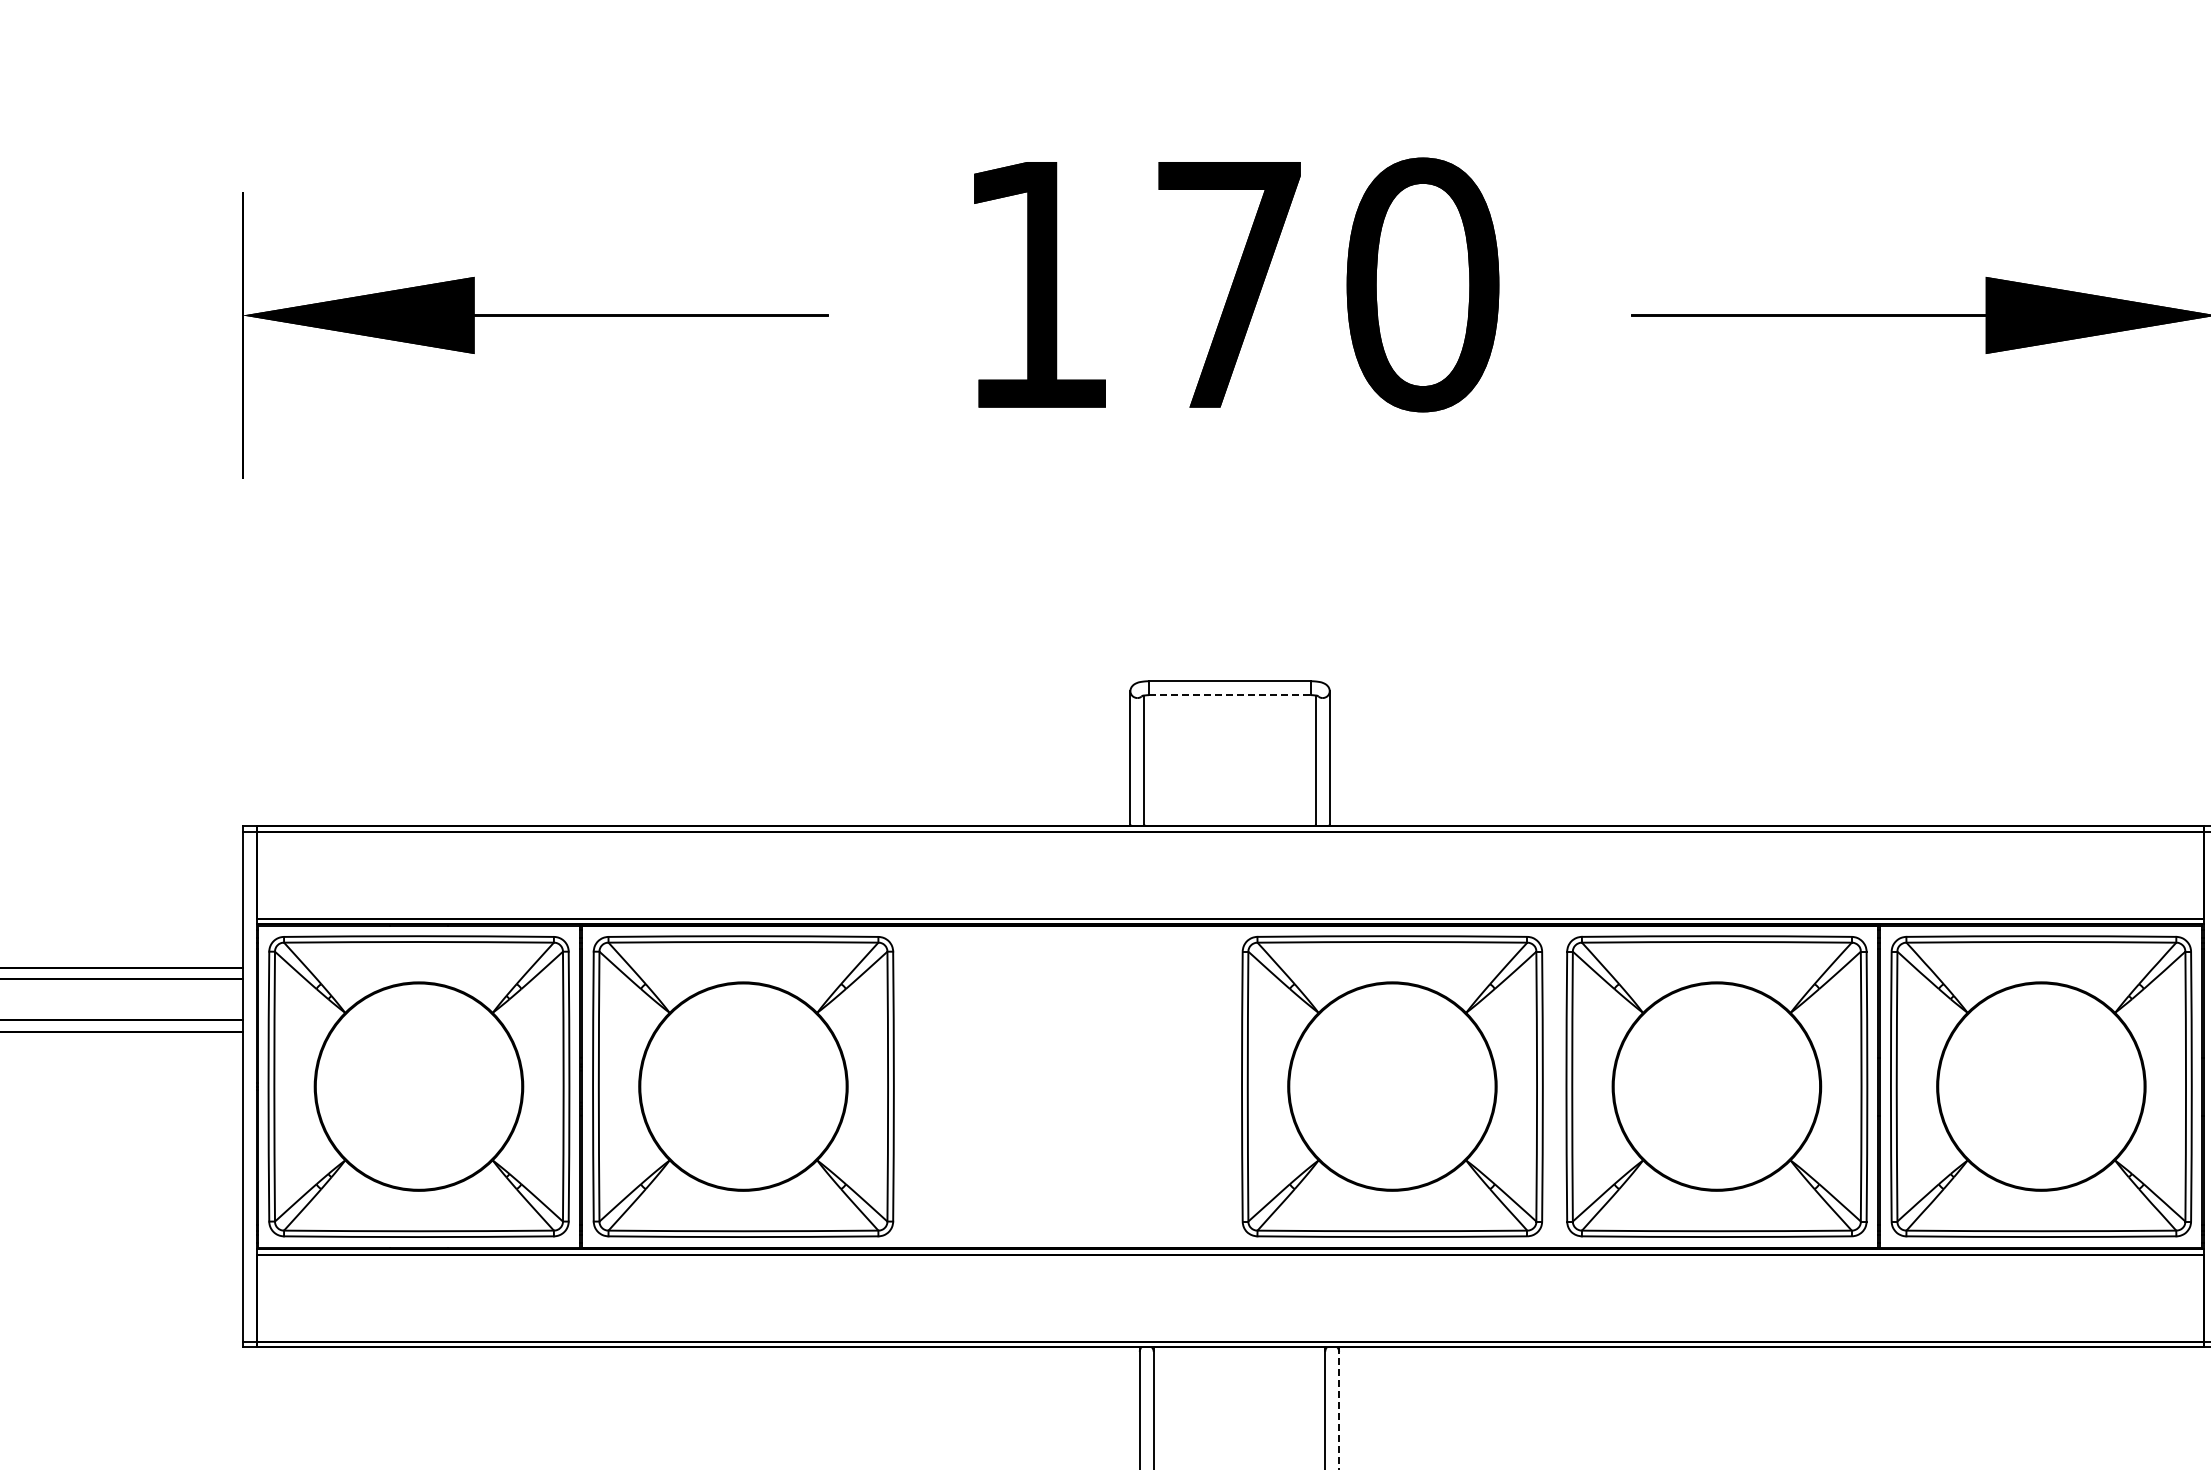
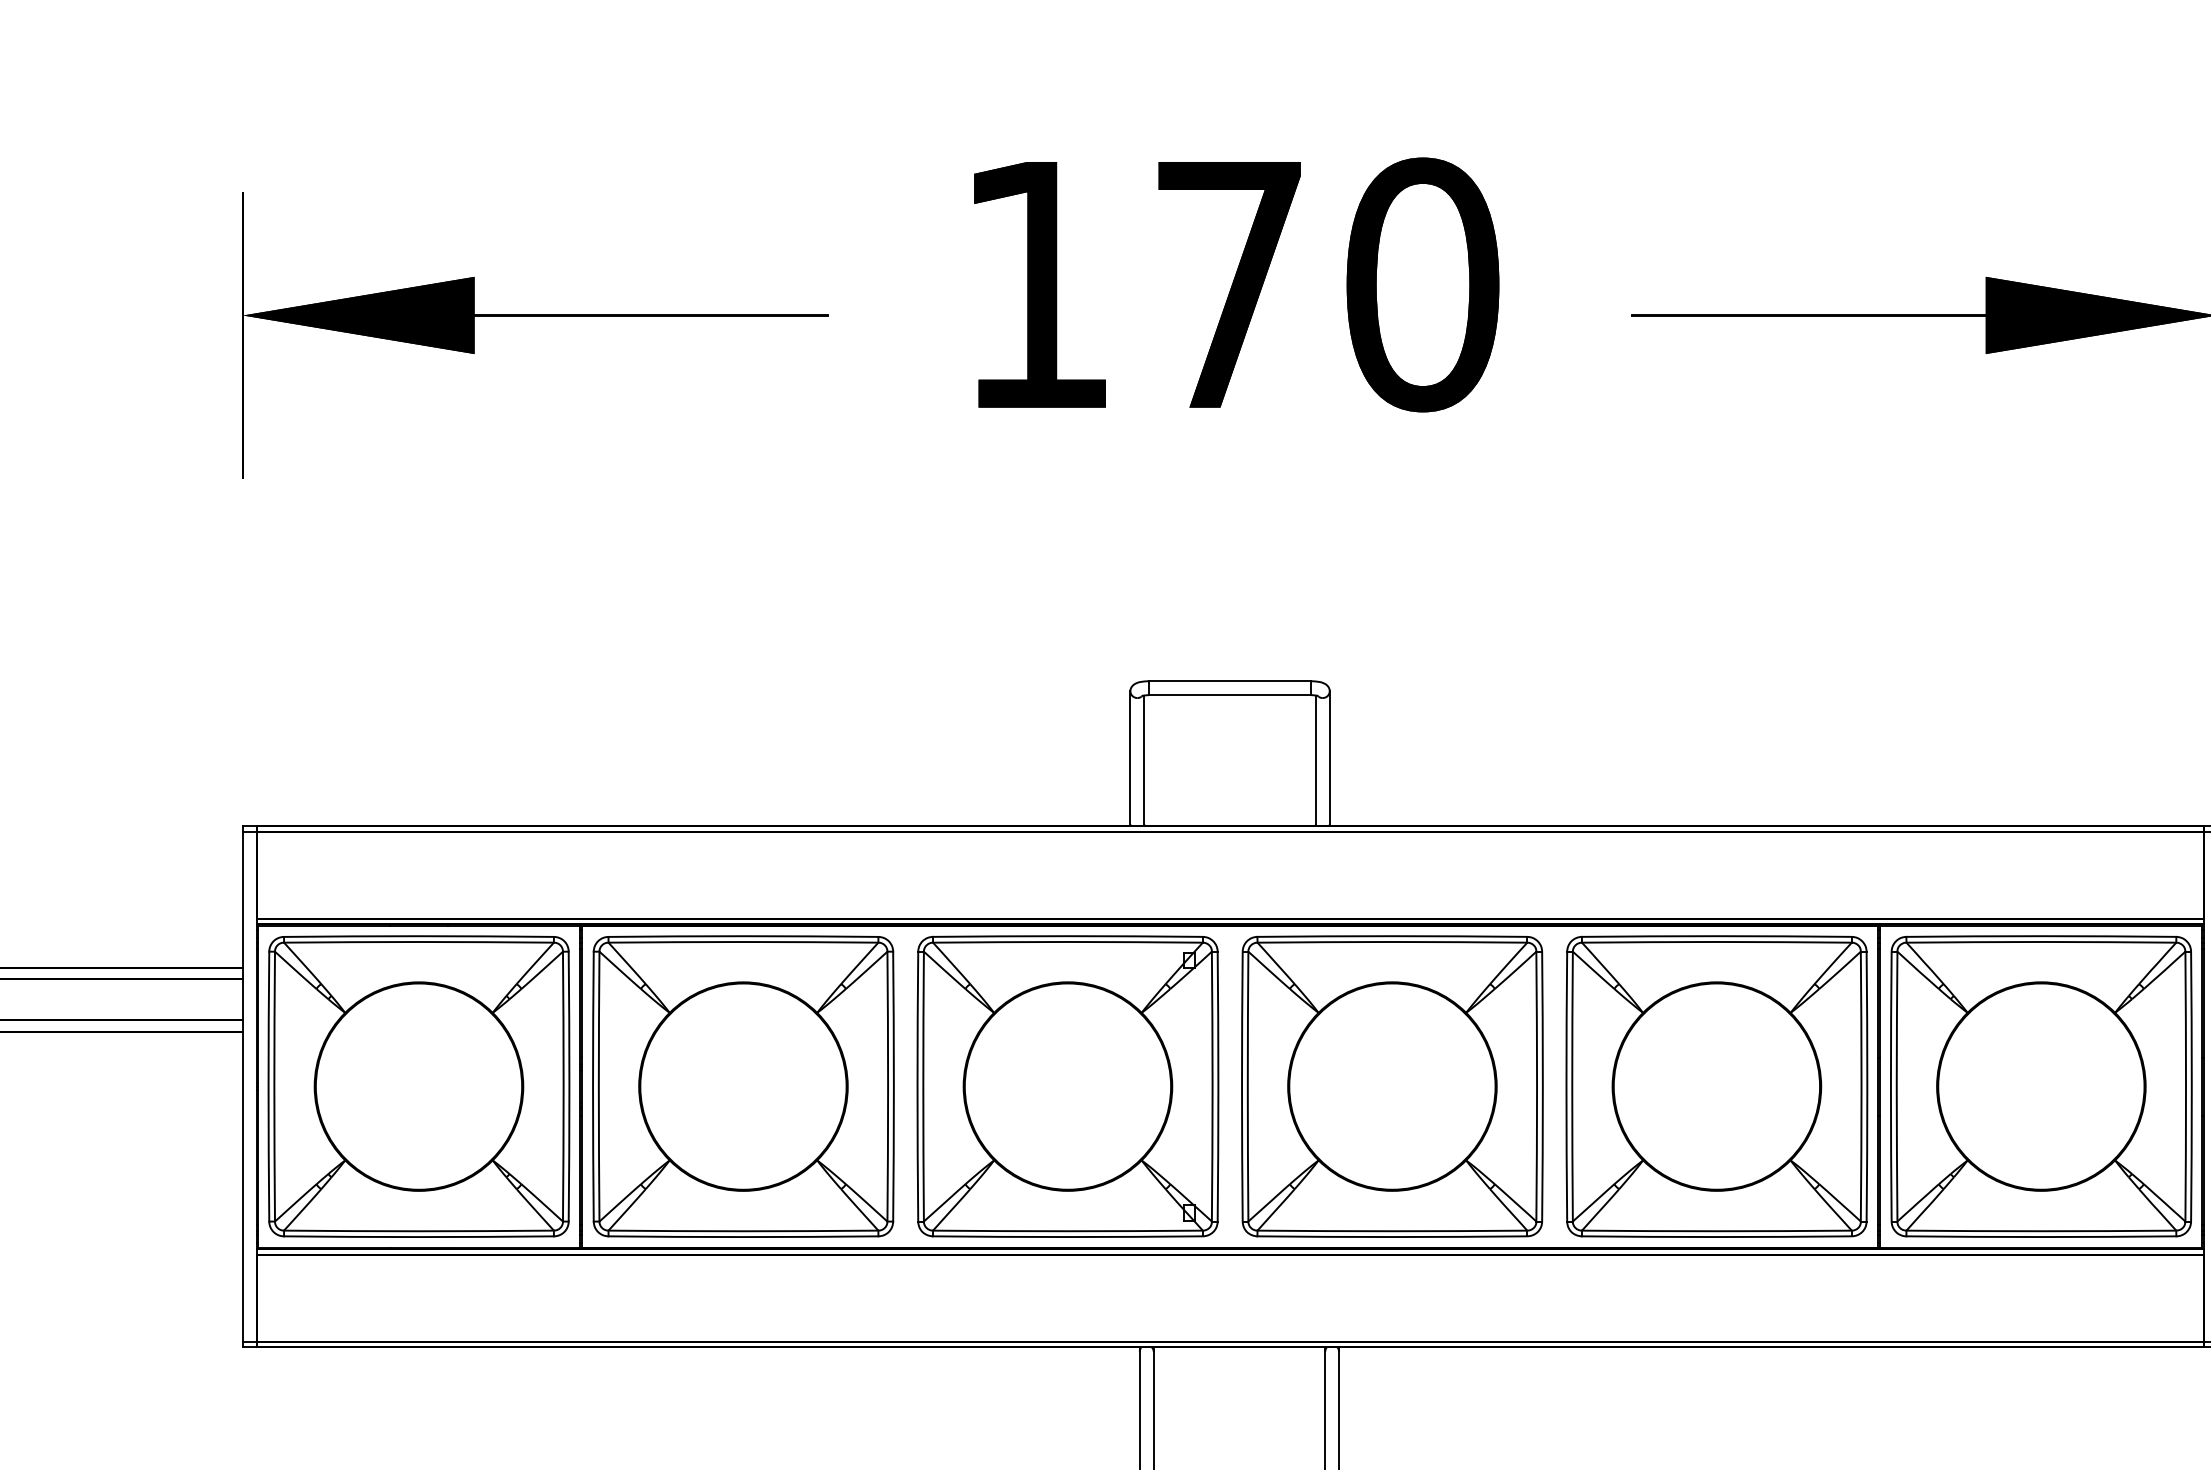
line: dashed -> solid (1230, 695)
part: none -> present (1067, 1086)
line: dashed -> solid (1339, 1409)
